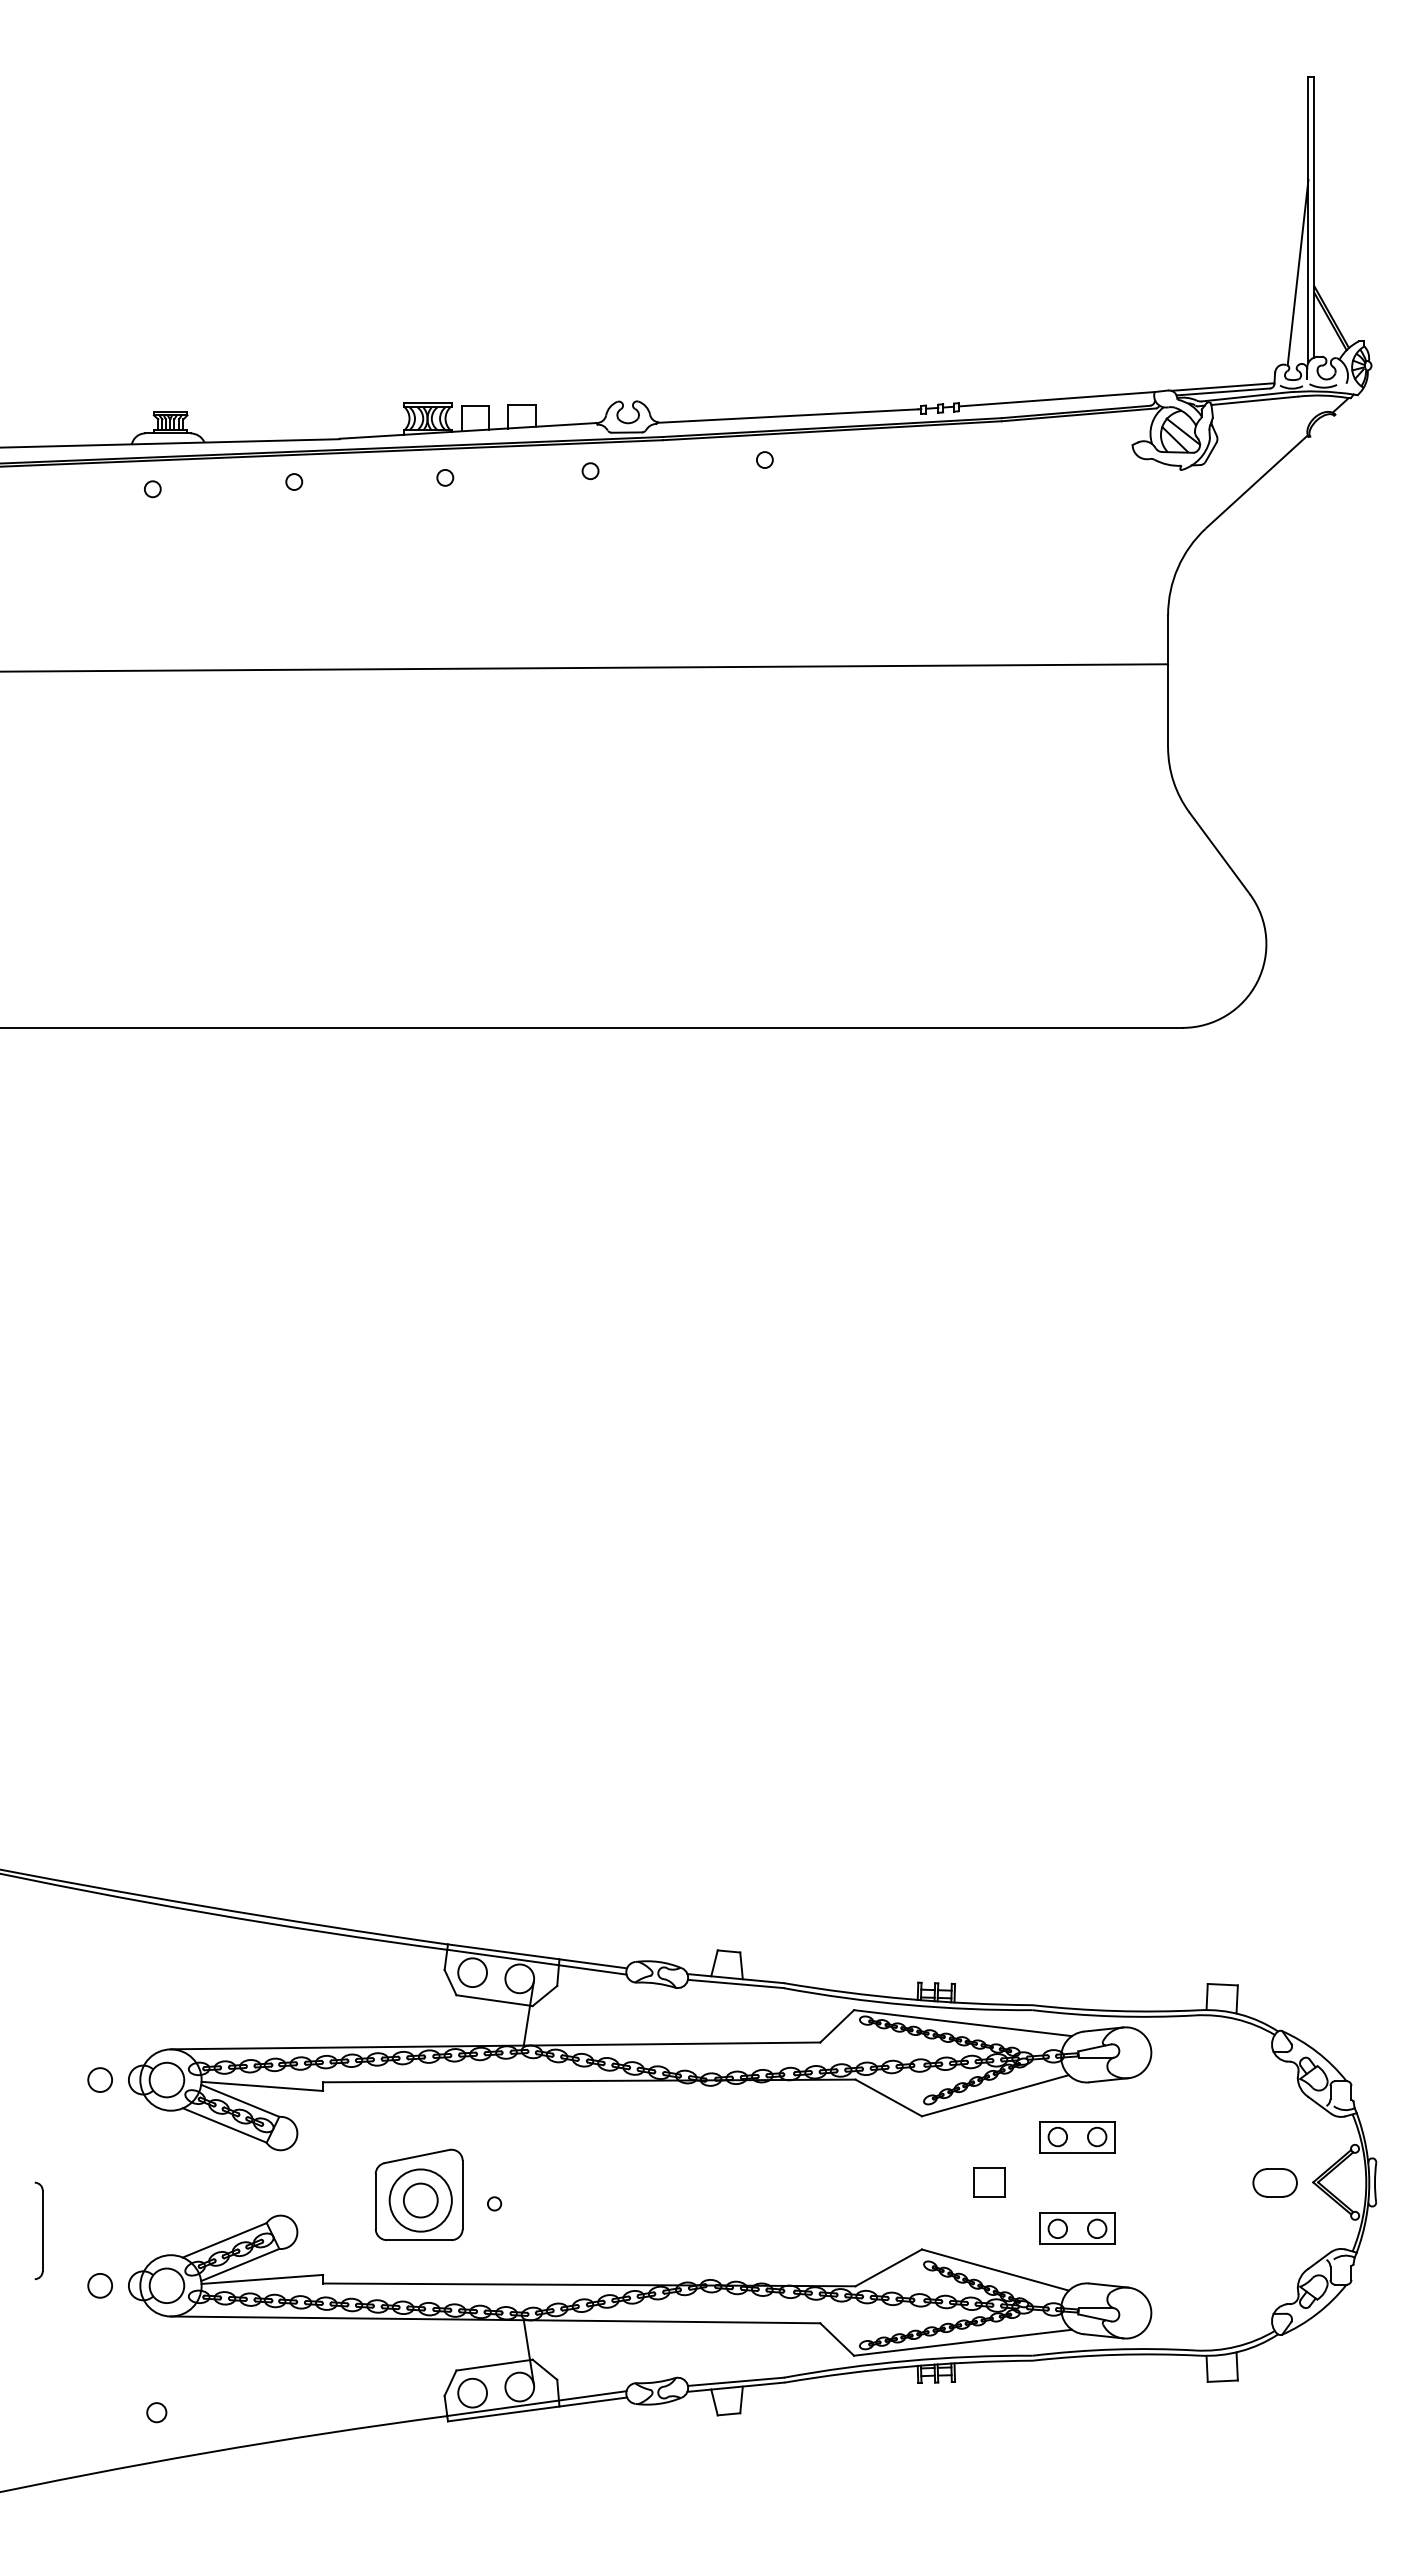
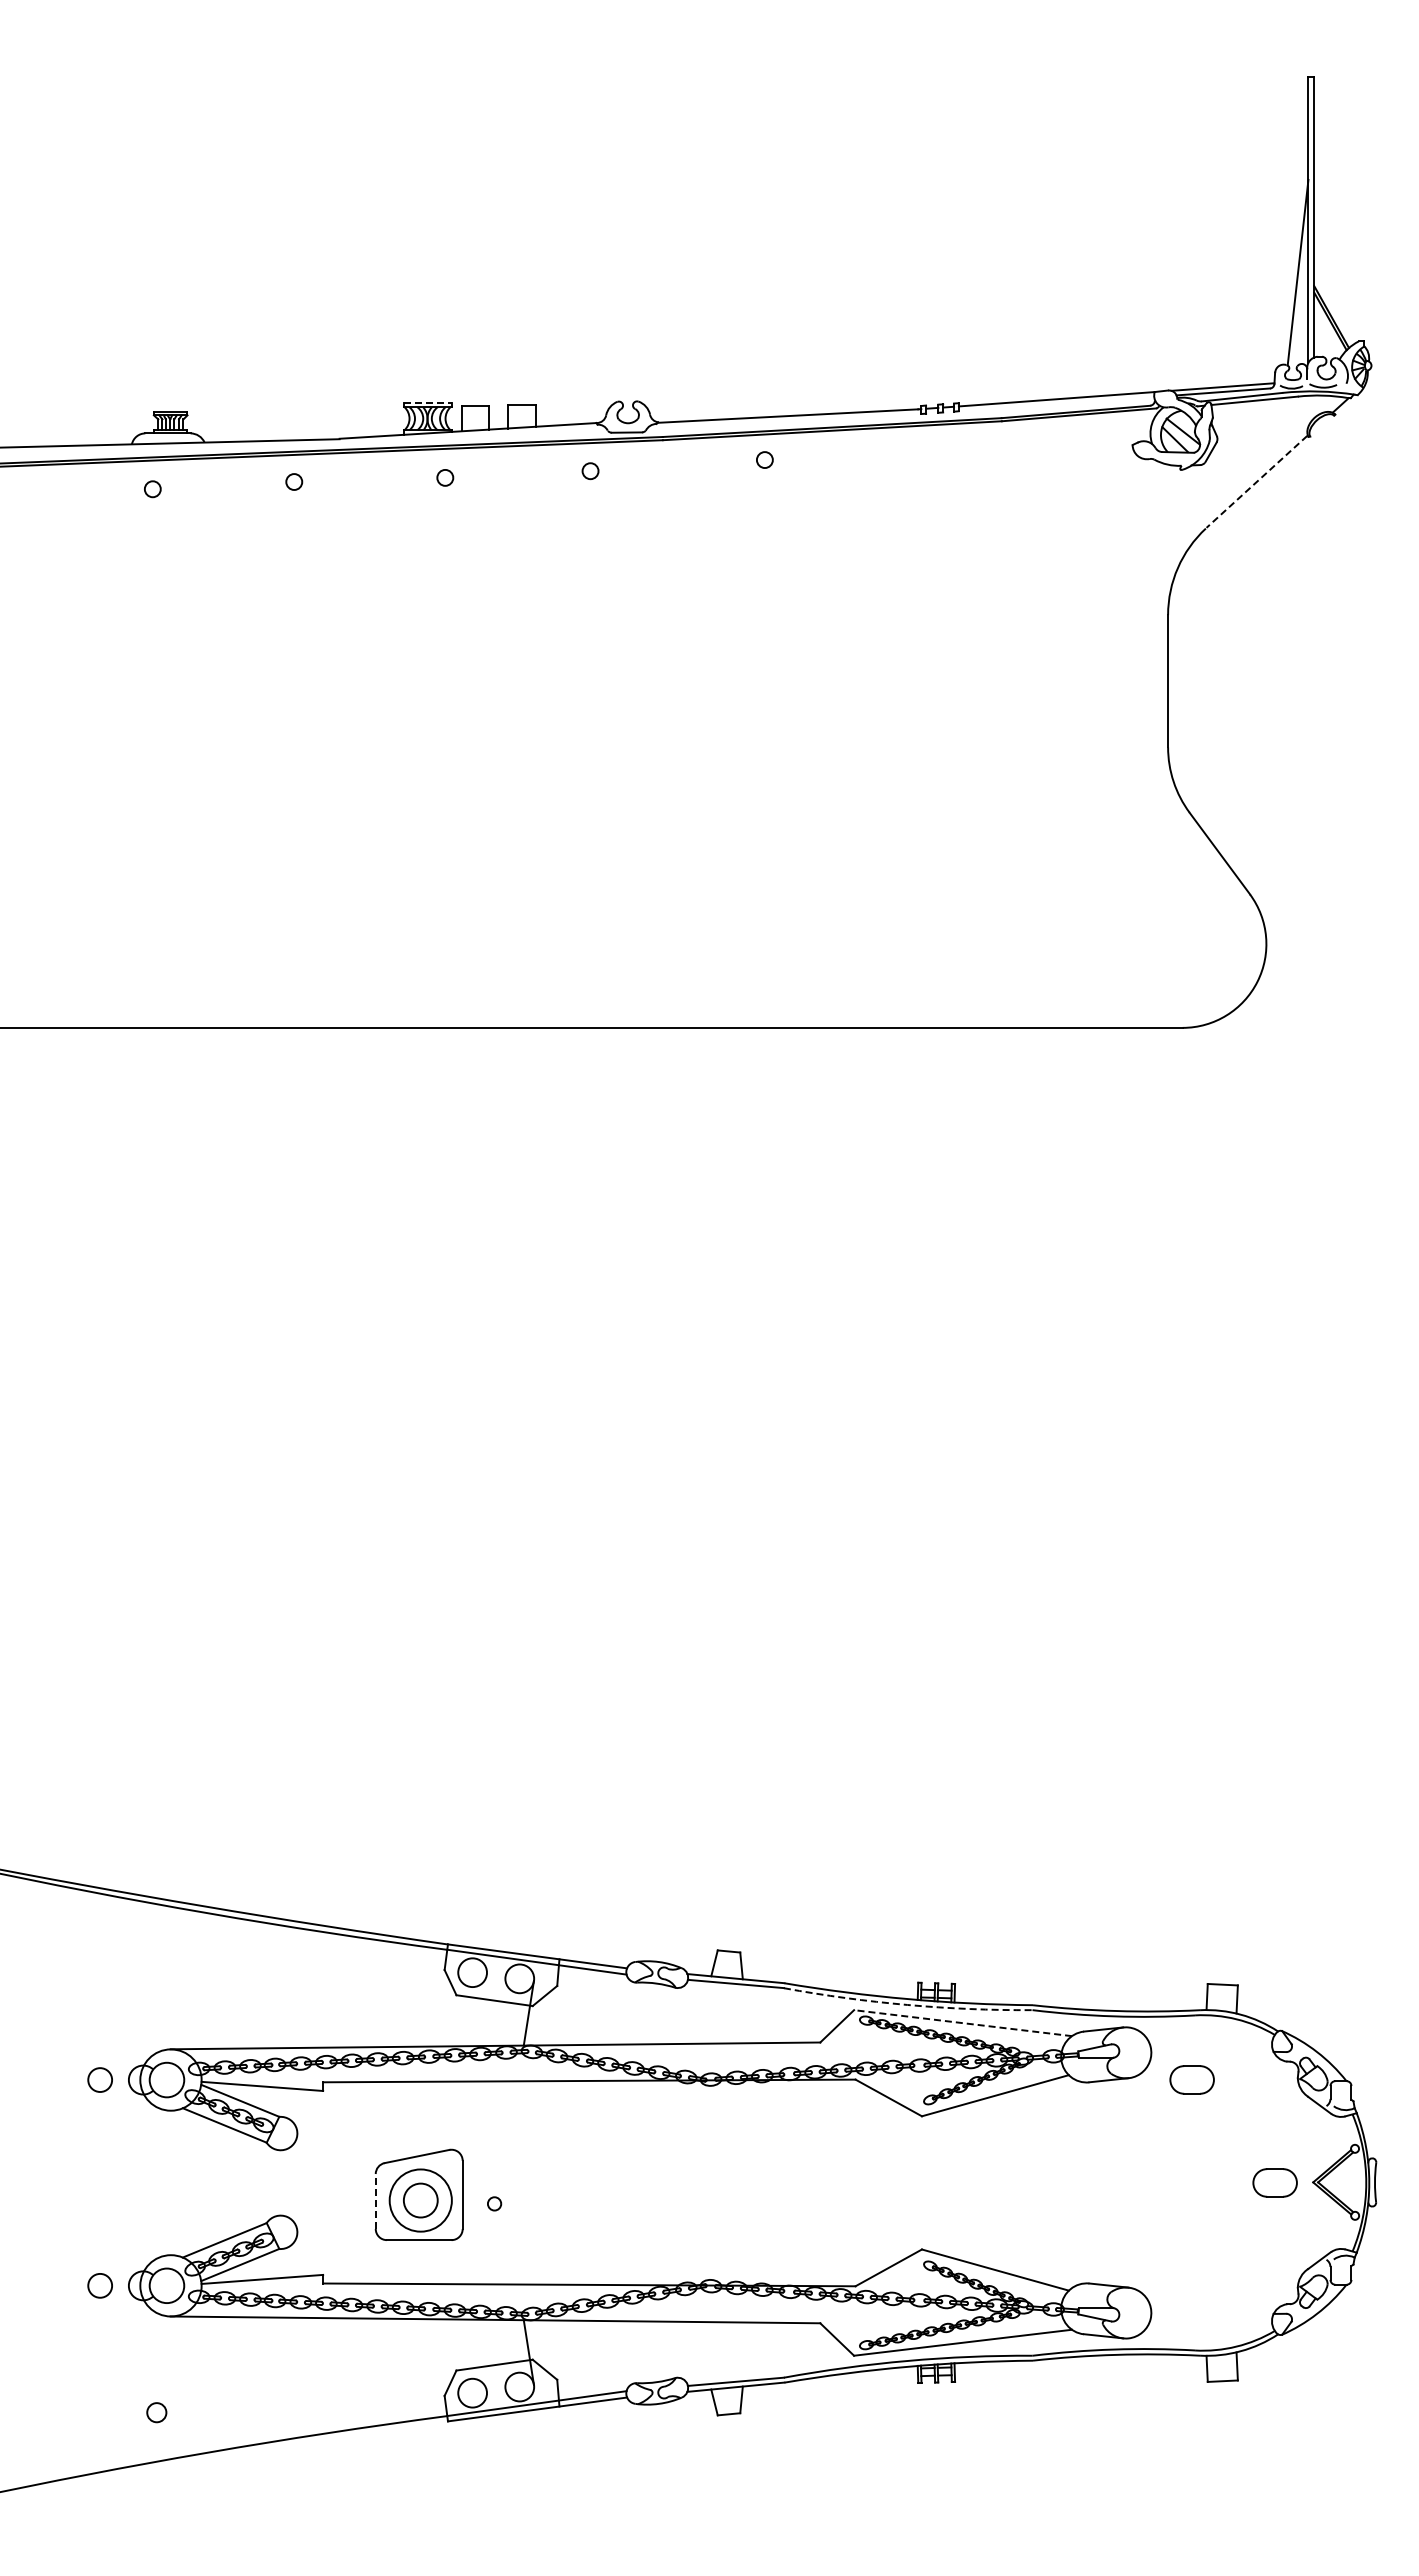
line: solid -> dashed (428, 402)
line: solid -> dashed (1256, 482)
line: present -> none (585, 667)
arc: solid -> dashed (907, 2004)
line: solid -> dashed (963, 2023)
part: none -> present (1191, 2079)
part: present -> none (1077, 2137)
part: present -> none (989, 2182)
line: solid -> dashed (375, 2201)
part: present -> none (1077, 2228)
part: present -> none (38, 2230)
